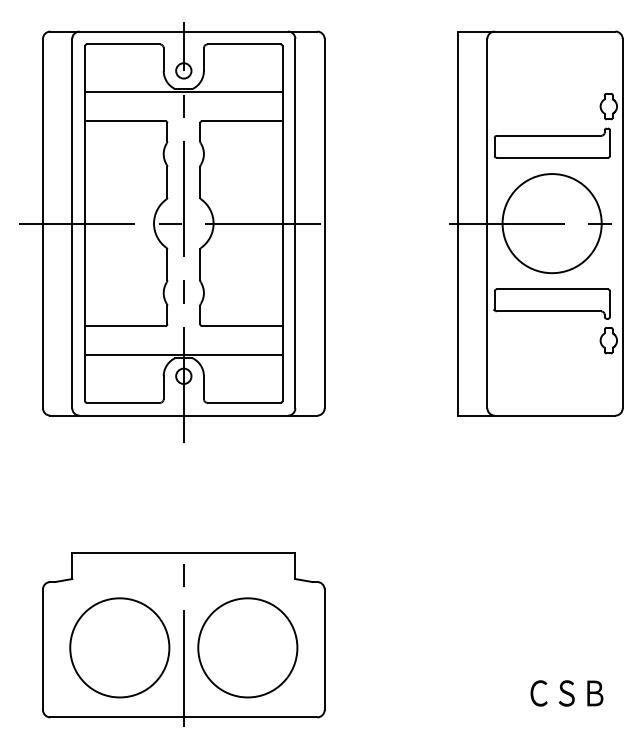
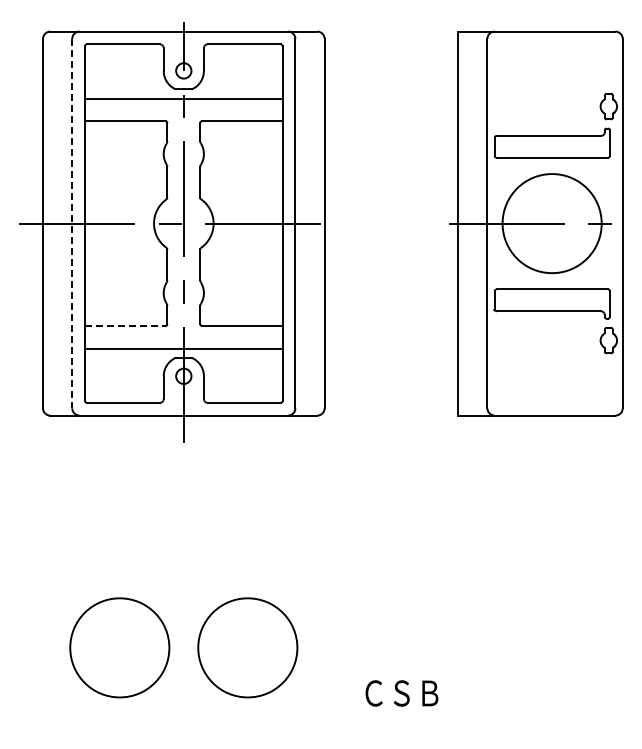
line position: (183, 91) -> (183, 98) (183, 98)
line: solid -> dashed (72, 223)
line: solid -> dashed (125, 326)
line position: (183, 355) -> (183, 349) (183, 349)
part: present -> none (183, 639)
text position: (566, 693) -> (401, 693) (401, 693)
